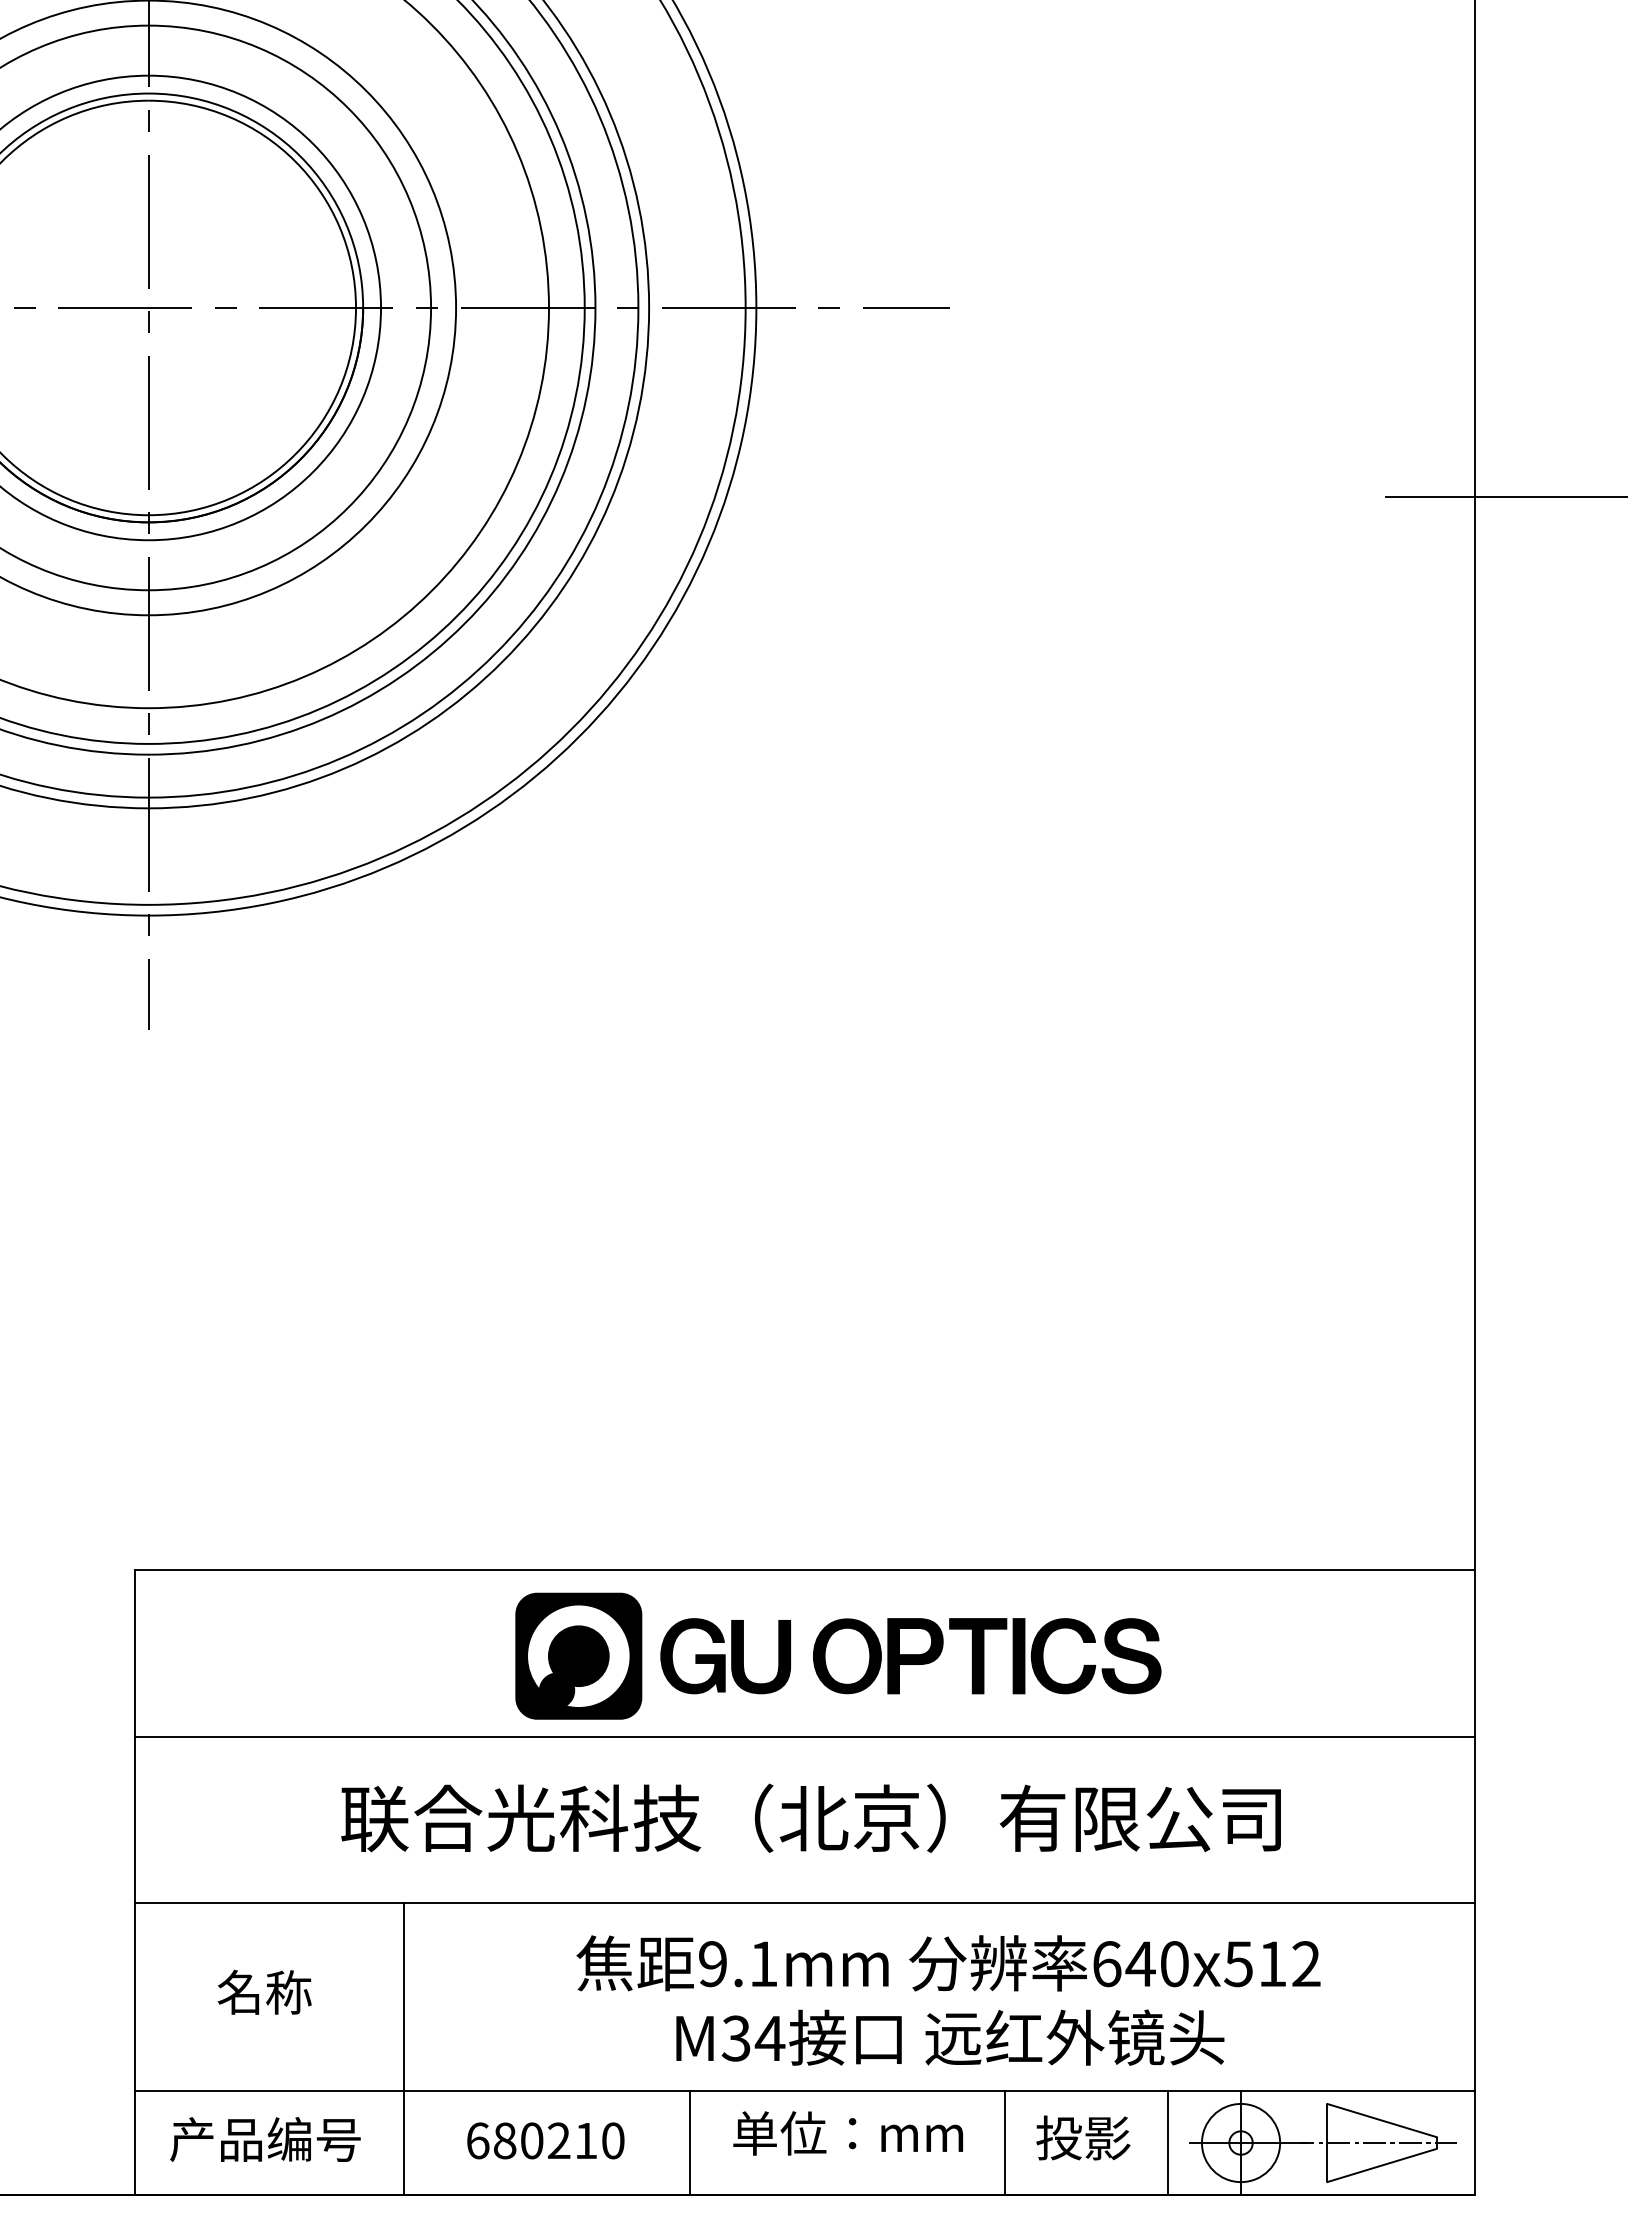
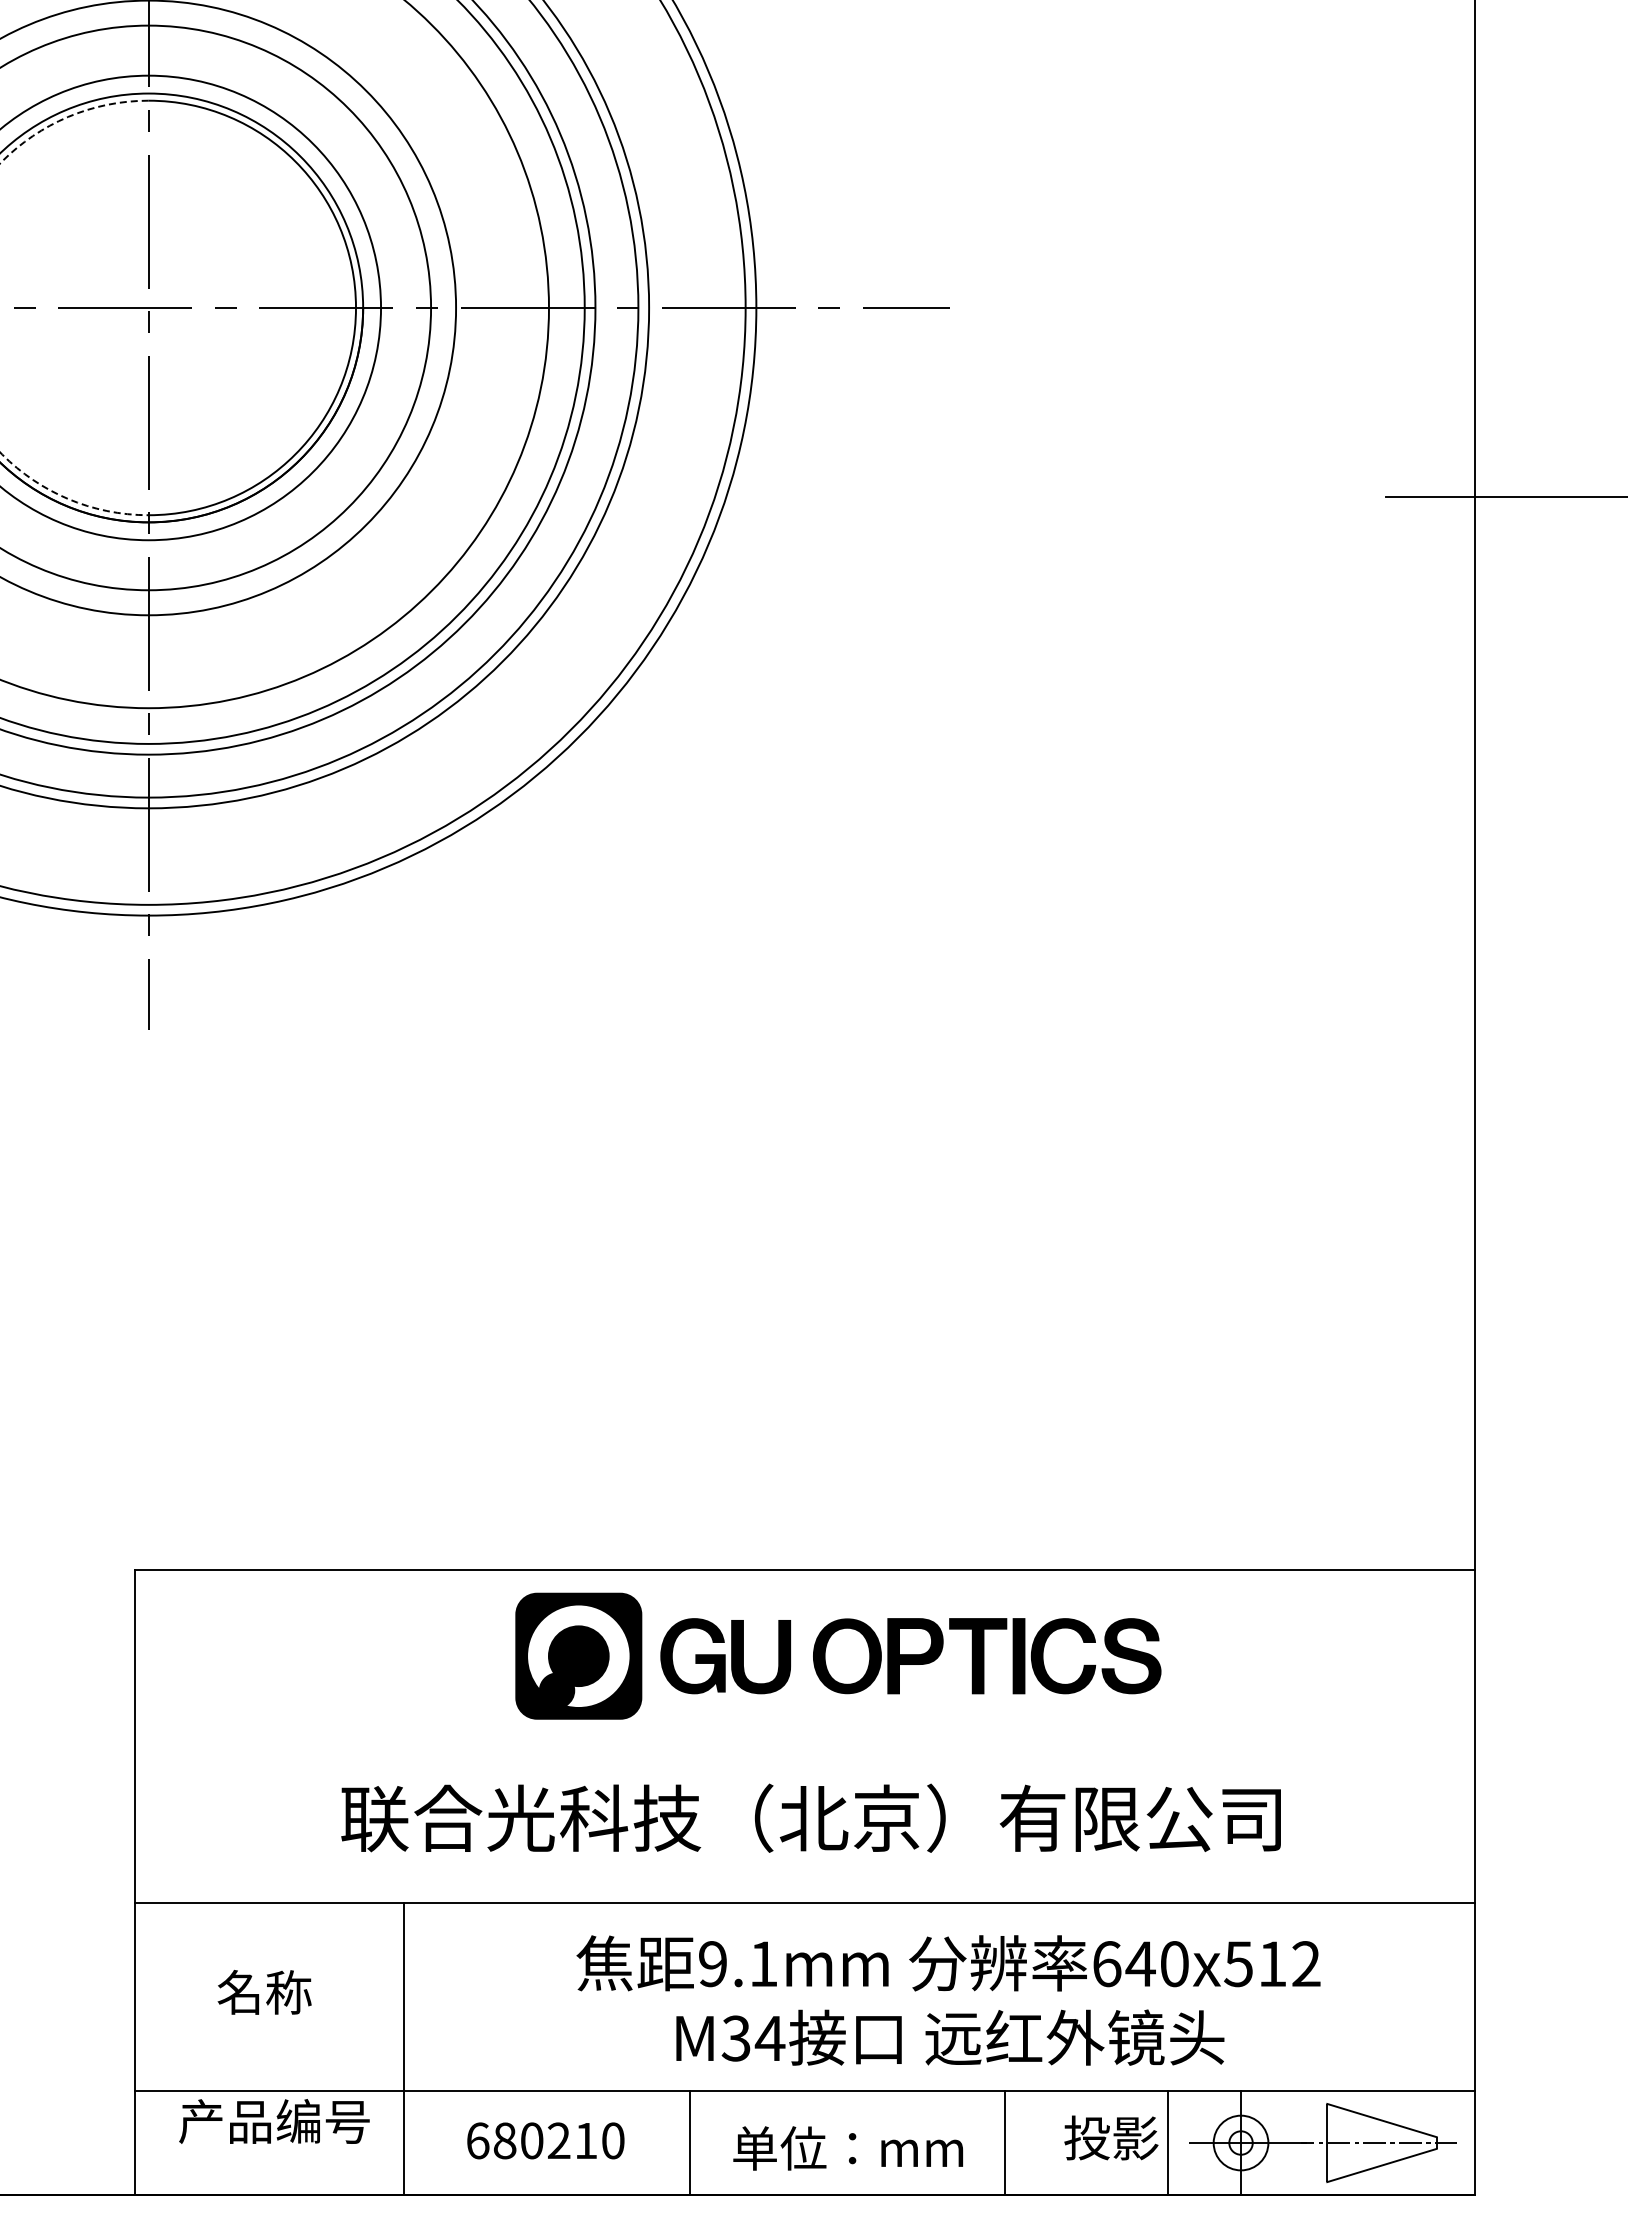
arc: solid -> dashed (0, 452)
line: present -> none (804, 1736)
text position: (847, 2133) -> (847, 2148) (847, 2148)
text position: (1083, 2137) -> (1111, 2137) (1111, 2137)
text position: (265, 2139) -> (274, 2121) (274, 2121)
circle diameter: 78 px -> 55 px (1240, 2142)
